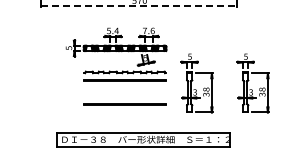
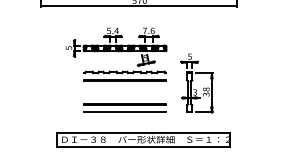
line: dashed -> solid (139, 6)
part: present -> none (252, 83)
line: none -> present (124, 112)
